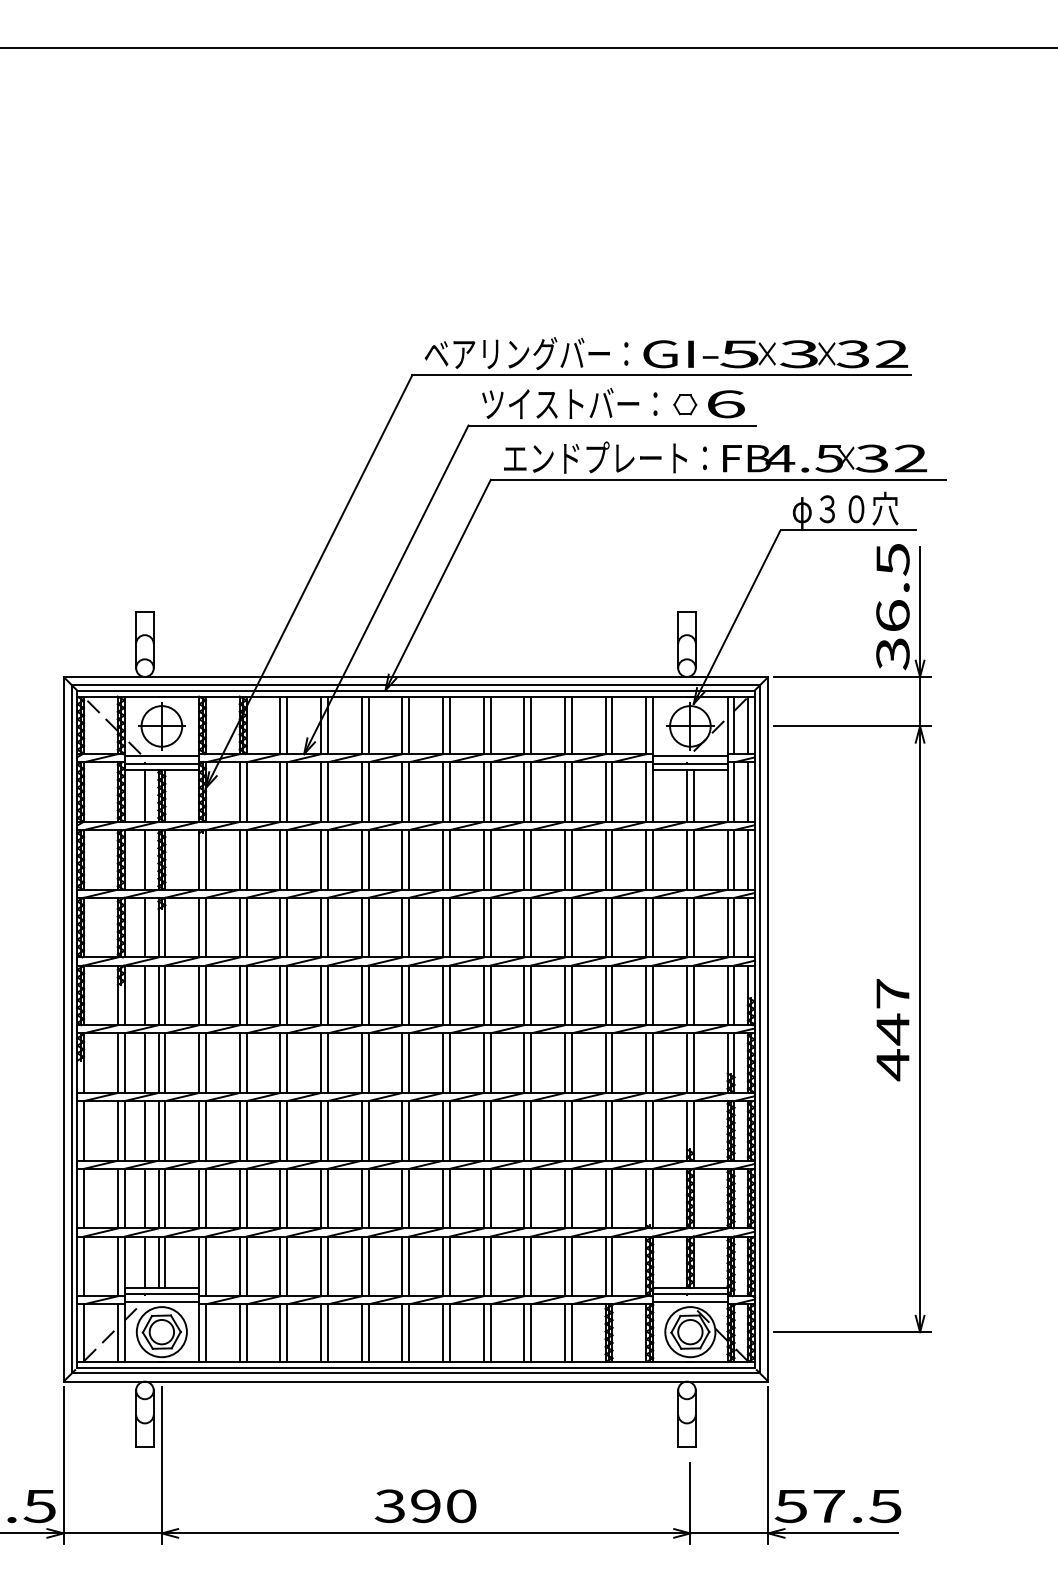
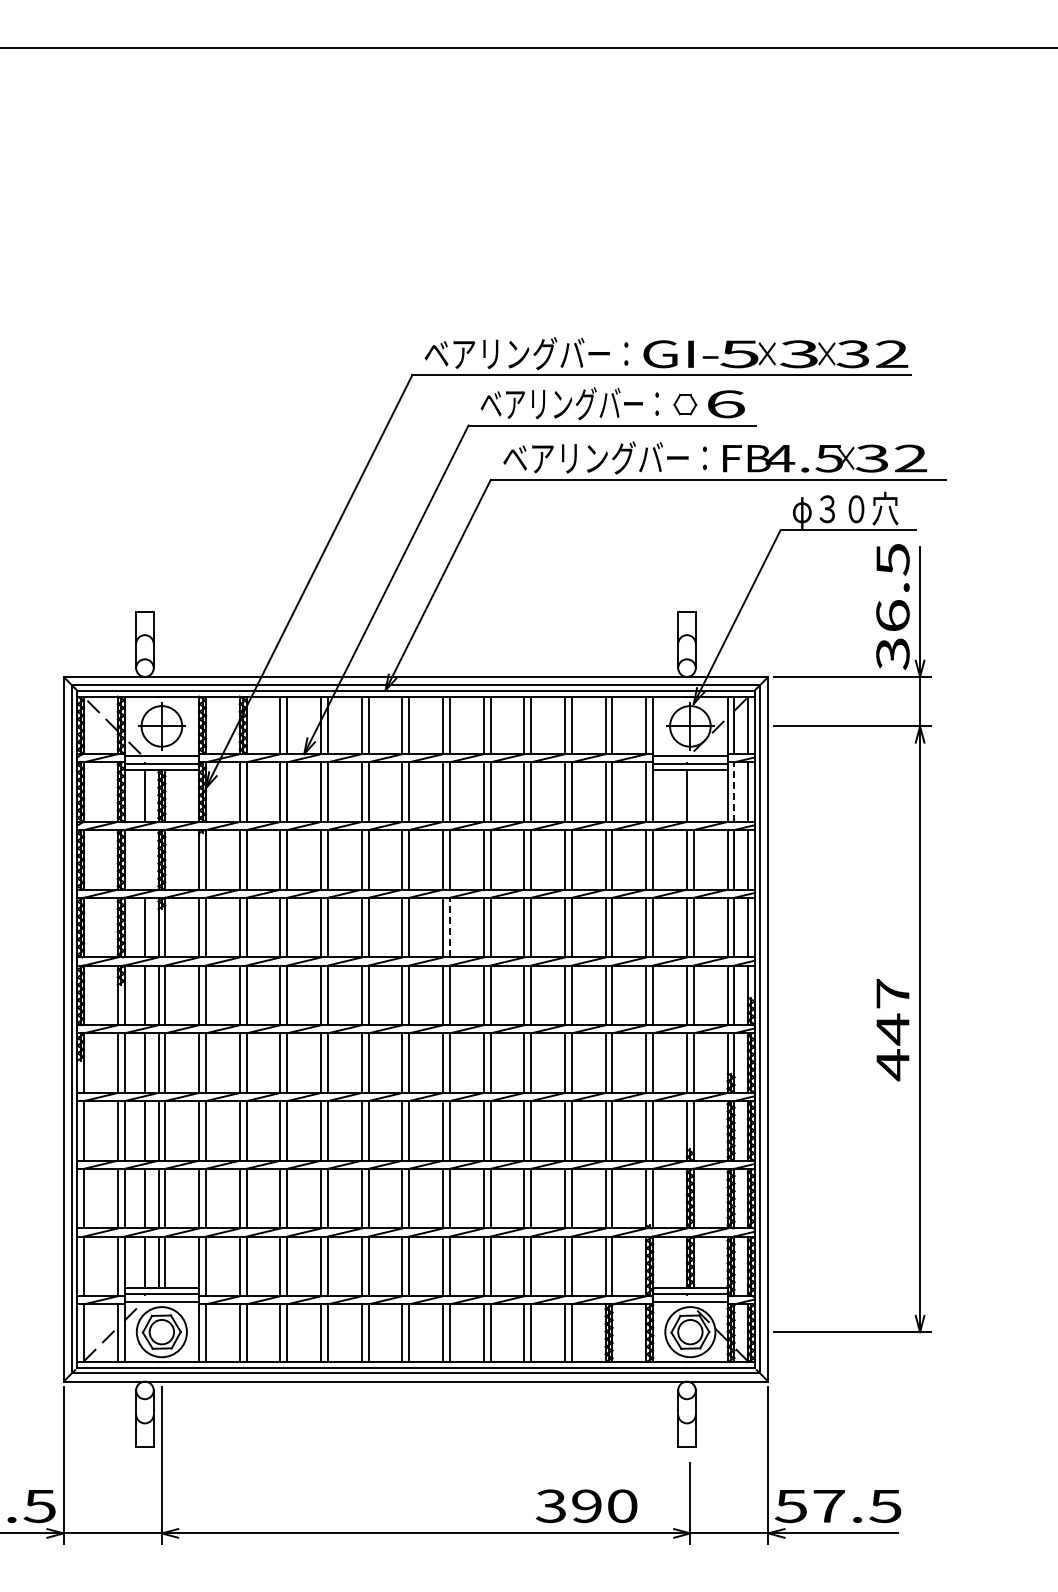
text: ツイストバー： -> ベアリングバー： (569, 403)
text: エンドプレート： -> ベアリングバー： (595, 457)
line: solid -> dashed (734, 792)
line: present -> none (693, 795)
line: present -> none (144, 859)
line: solid -> dashed (449, 927)
text position: (425, 1506) -> (586, 1506) (586, 1506)
